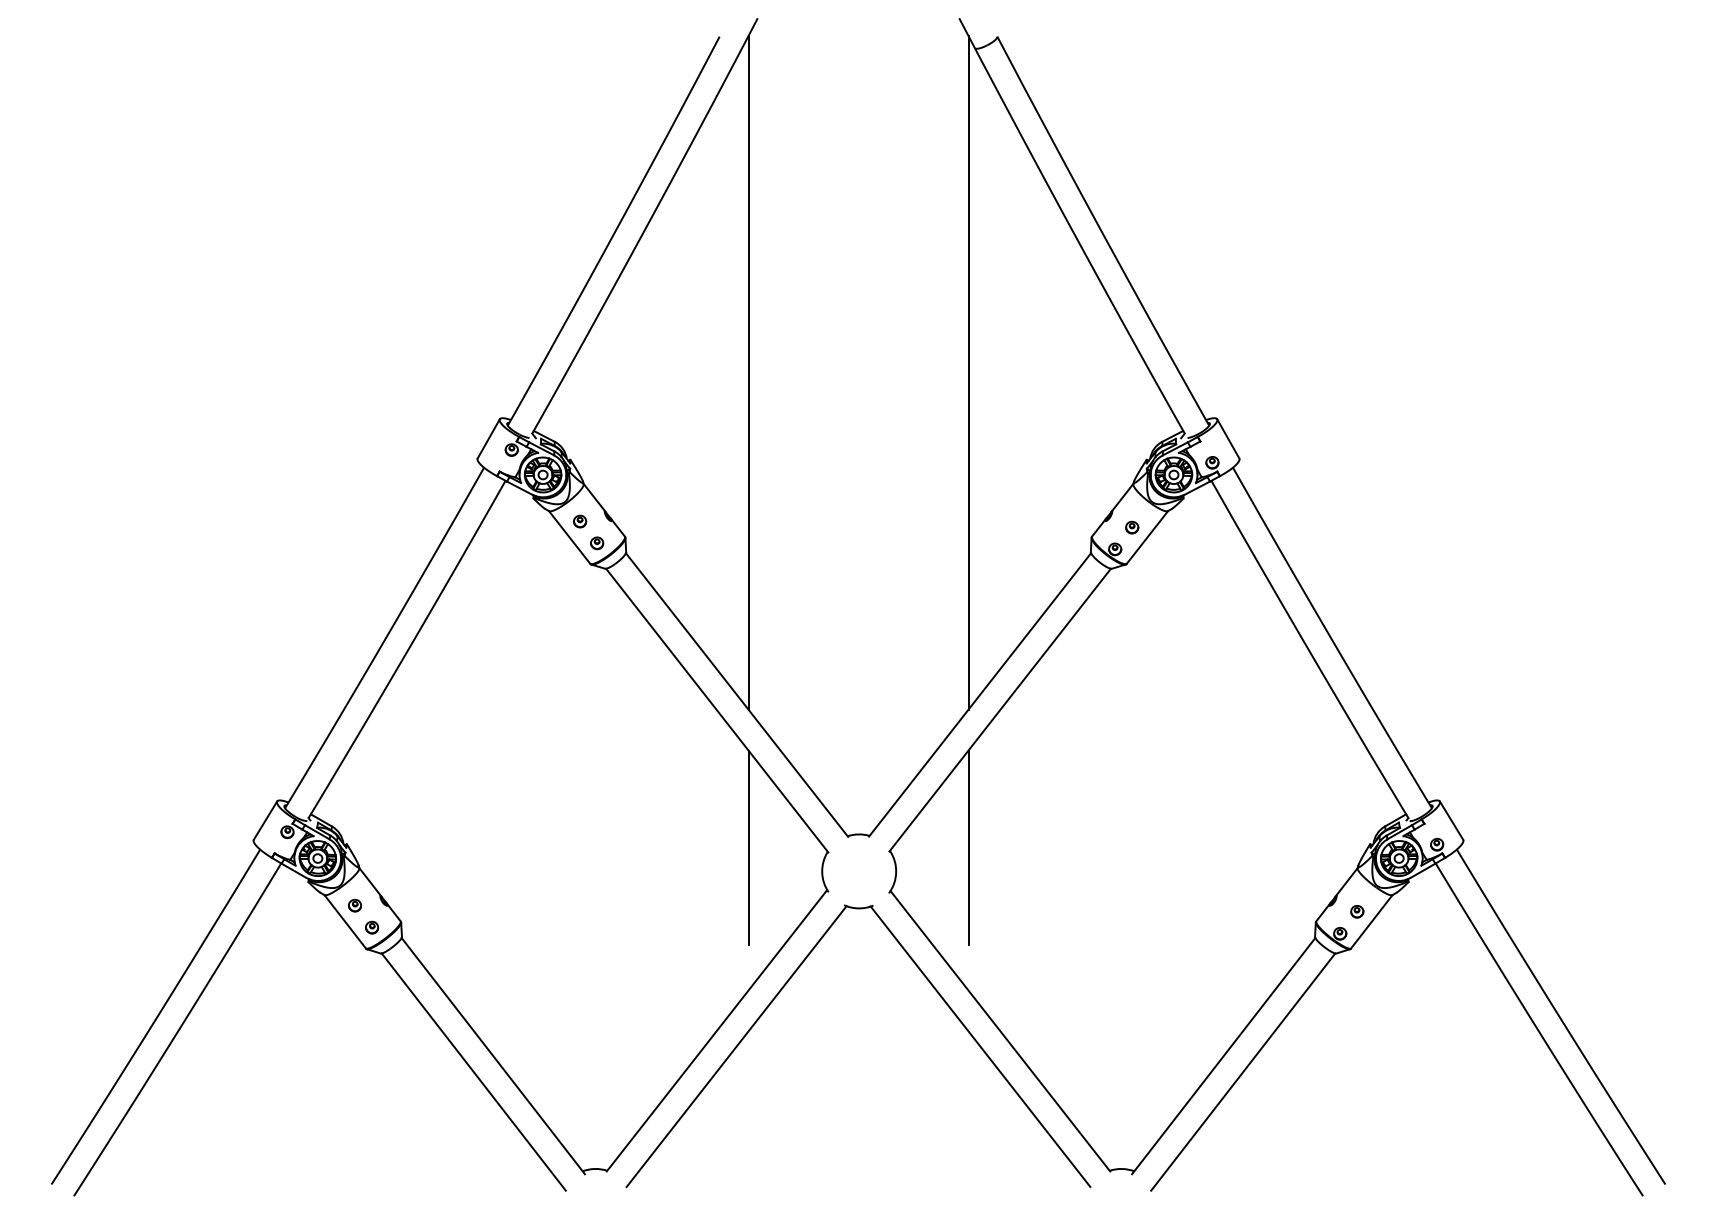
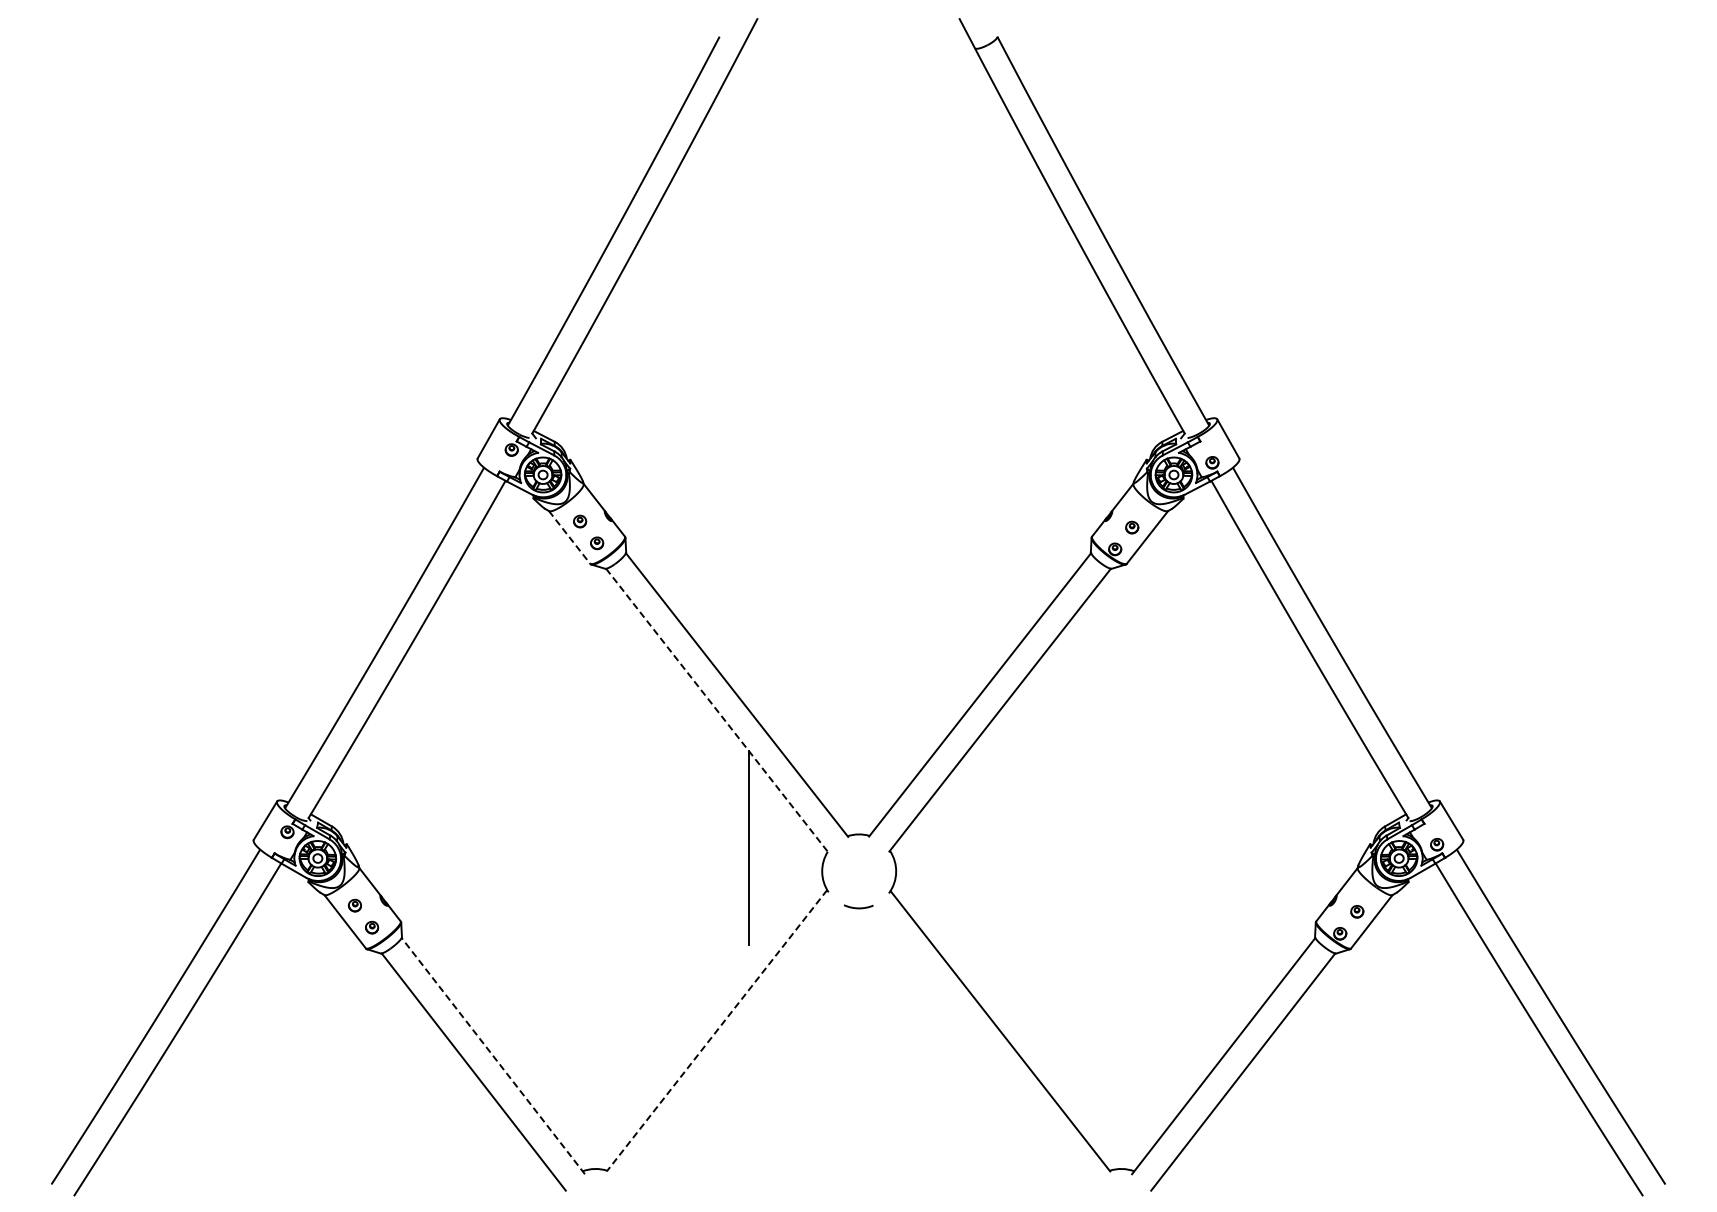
line: present -> none (748, 372)
line: present -> none (968, 372)
line: solid -> dashed (569, 537)
line: solid -> dashed (717, 711)
line: present -> none (968, 847)
line: solid -> dashed (717, 1030)
line: present -> none (736, 1046)
line: present -> none (980, 1046)
line: solid -> dashed (493, 1055)
